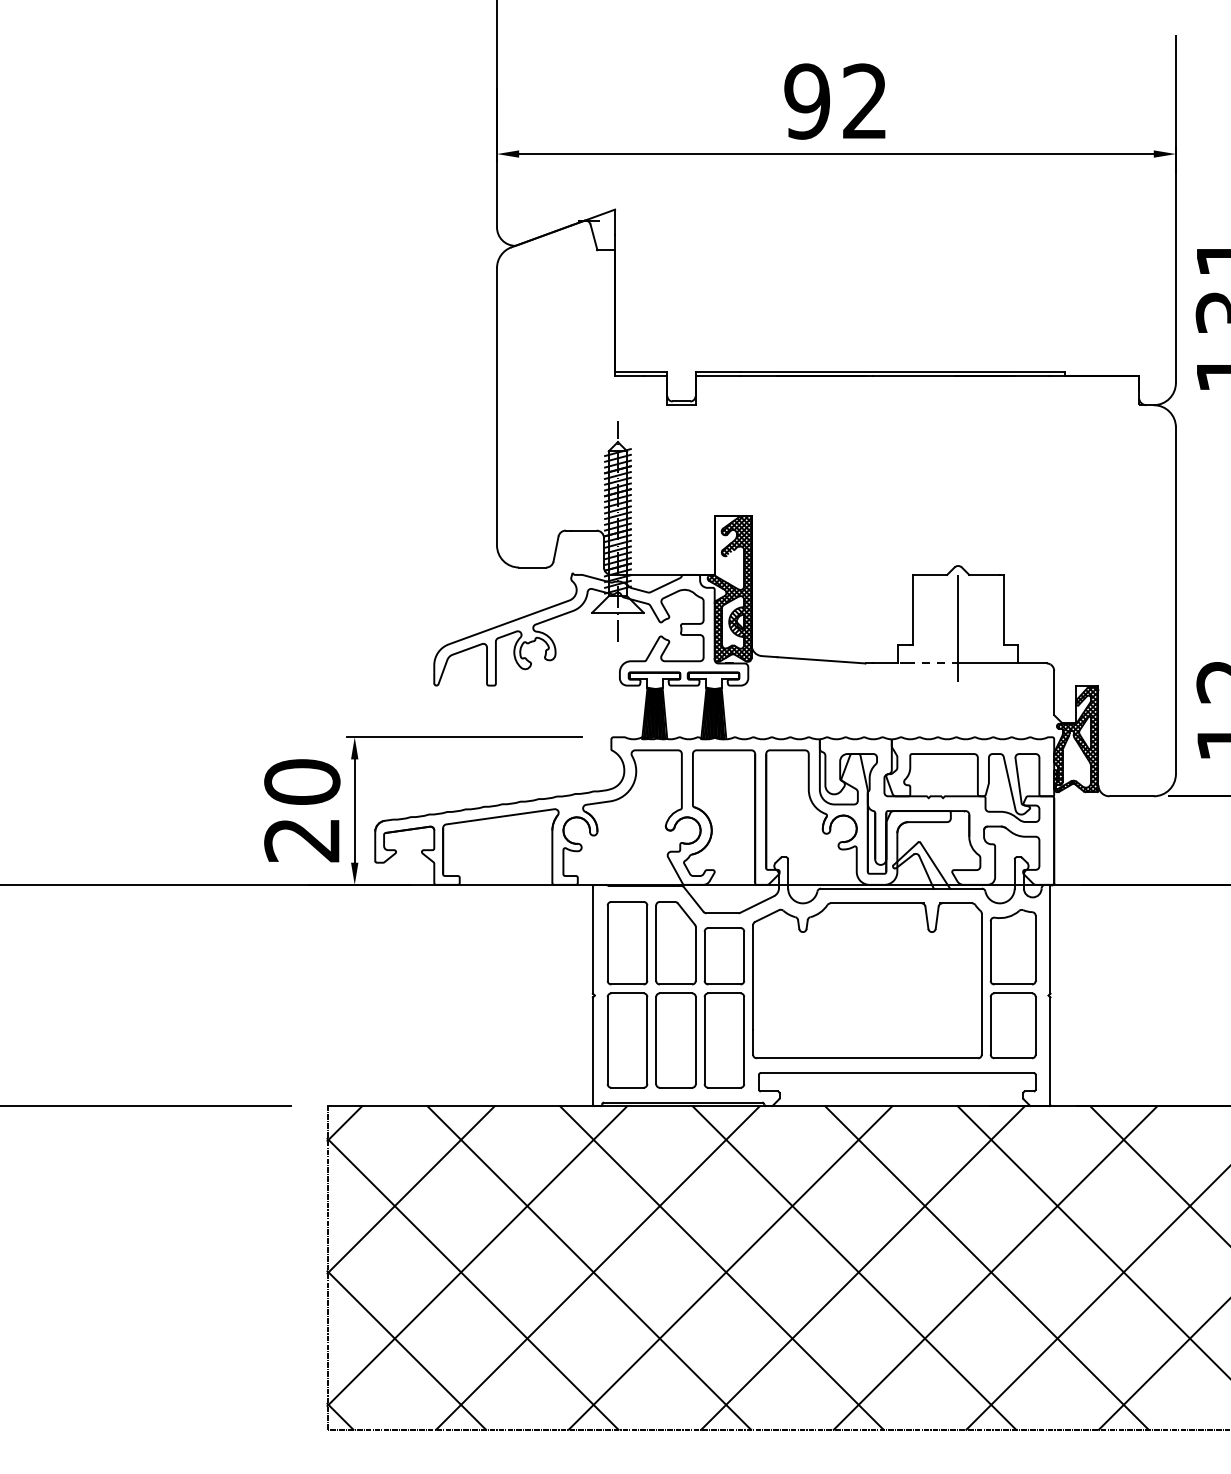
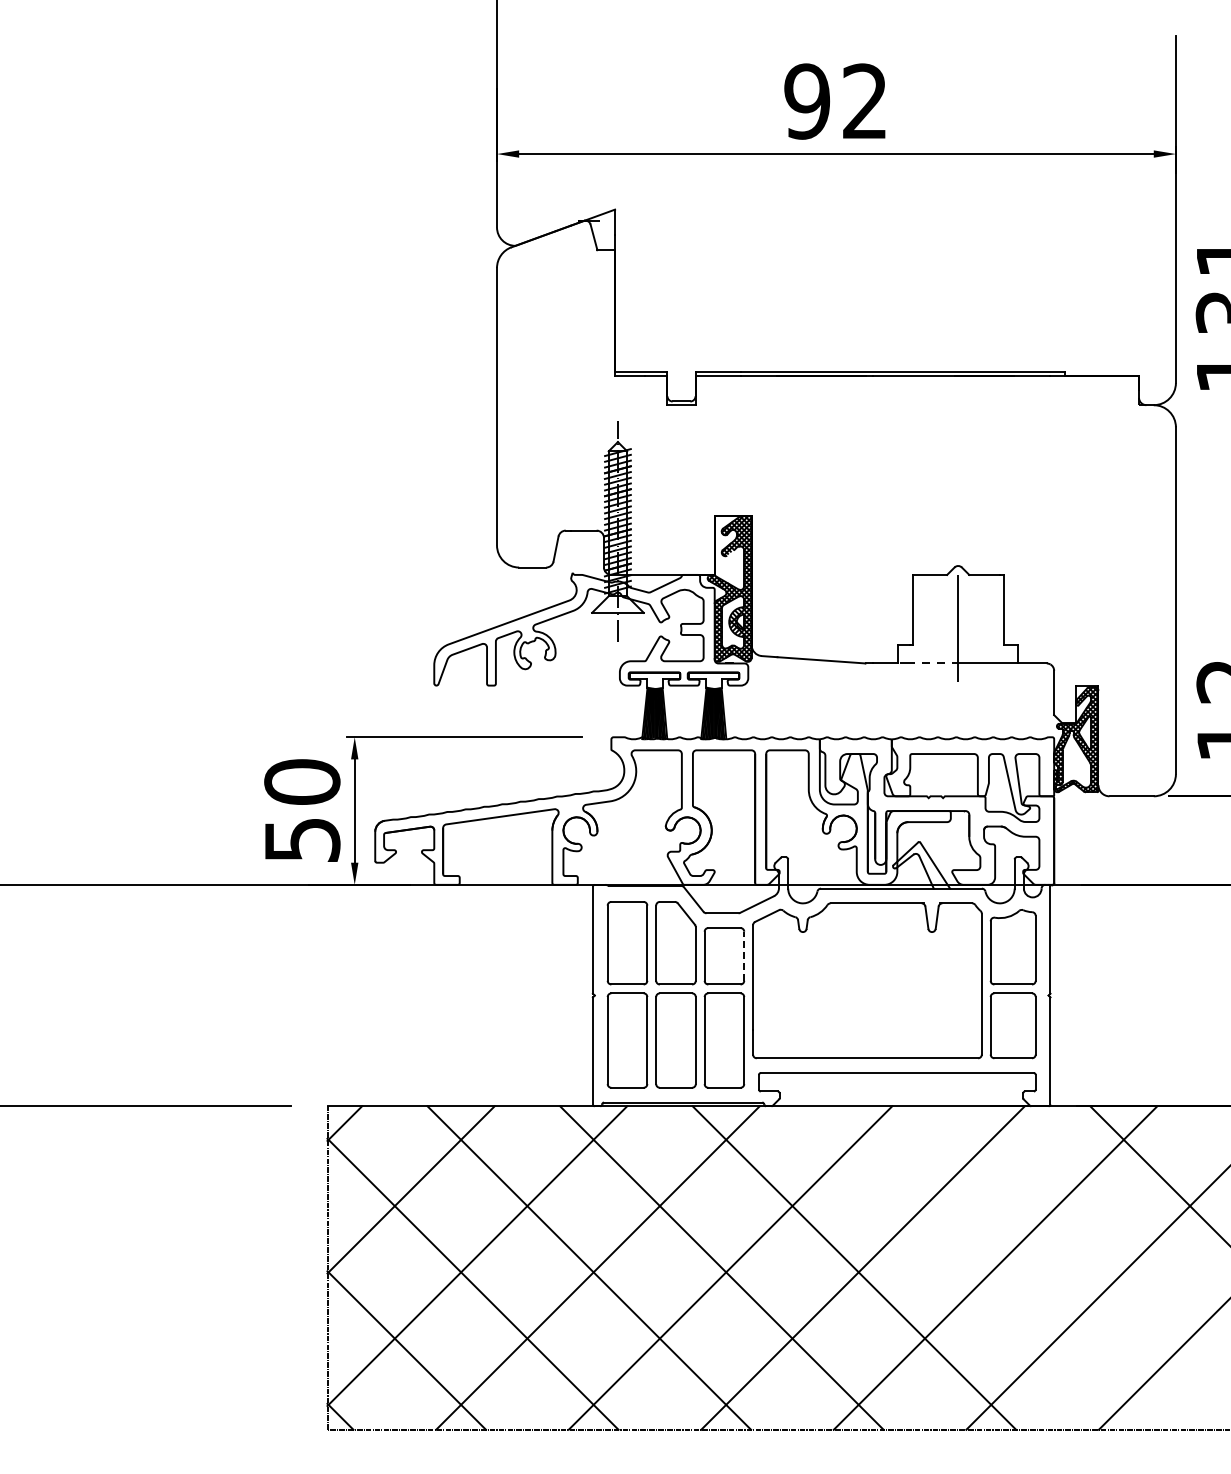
text: 20 -> 50 (302, 840)
line: solid -> dashed (744, 956)
line: present -> none (1092, 1241)
line: present -> none (986, 1267)
